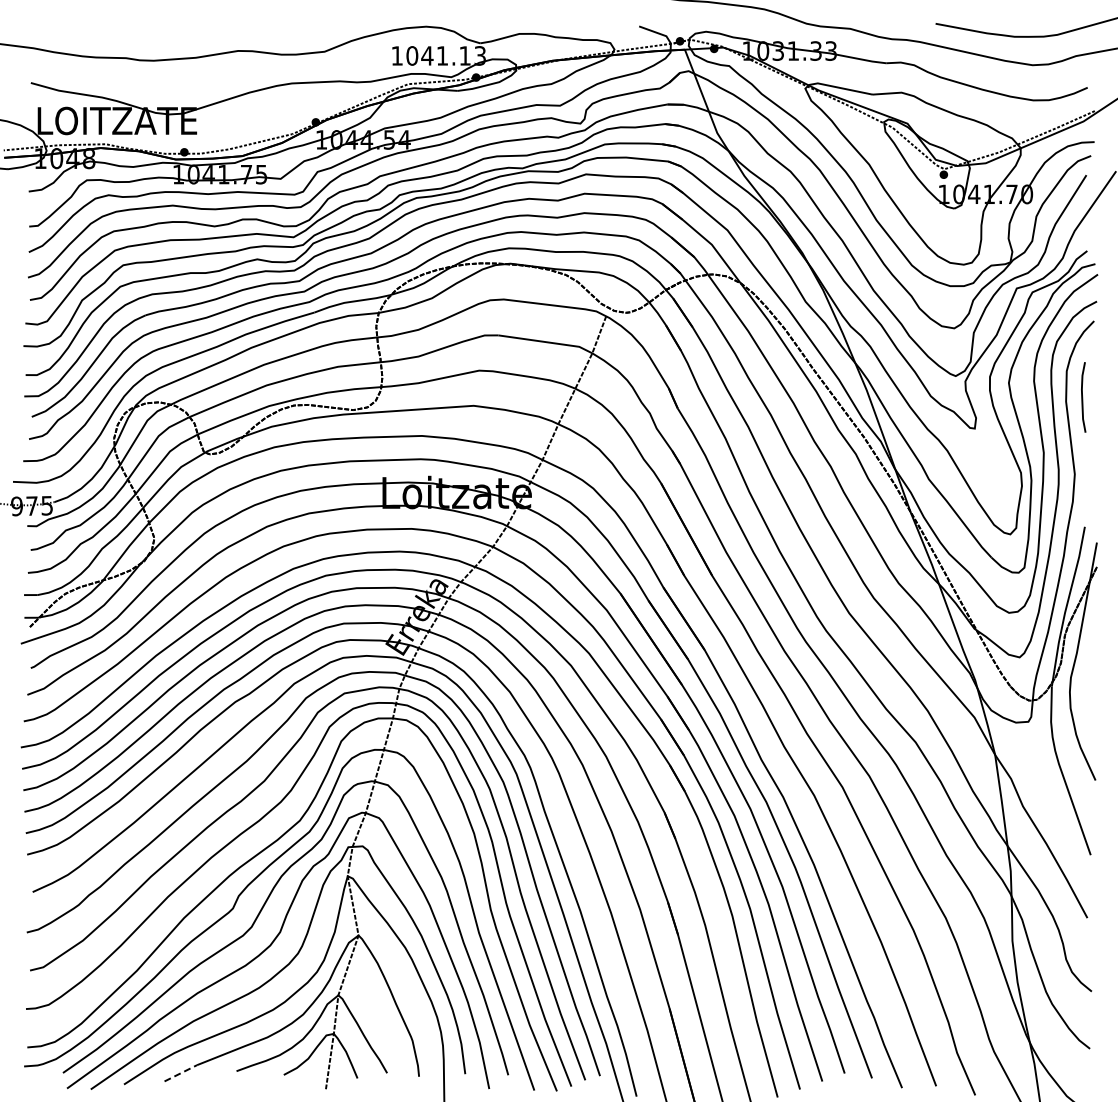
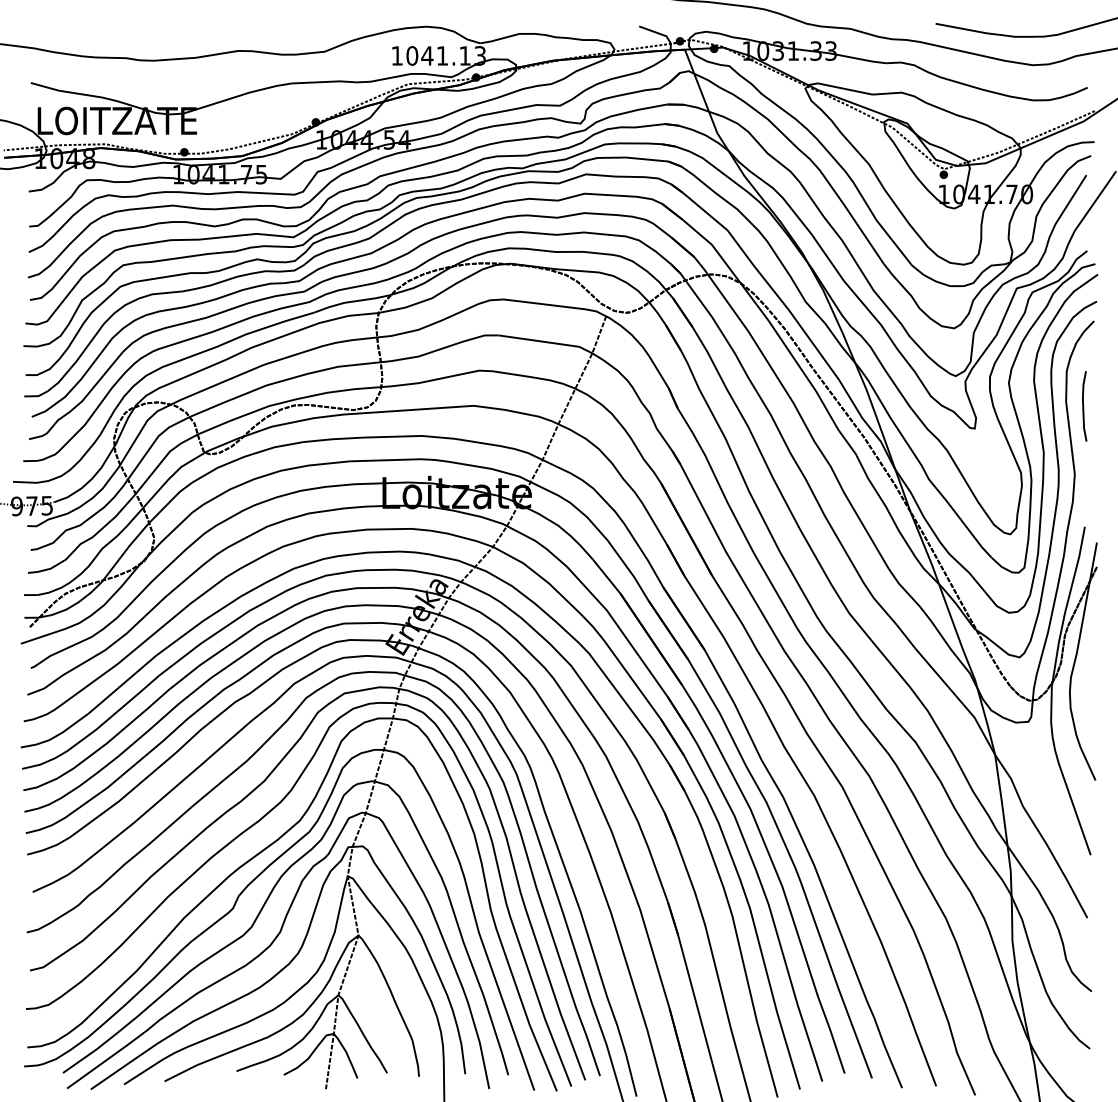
line position: (1083, 397) -> (1084, 406) (1084, 406)
line: dashed -> solid (181, 1073)
